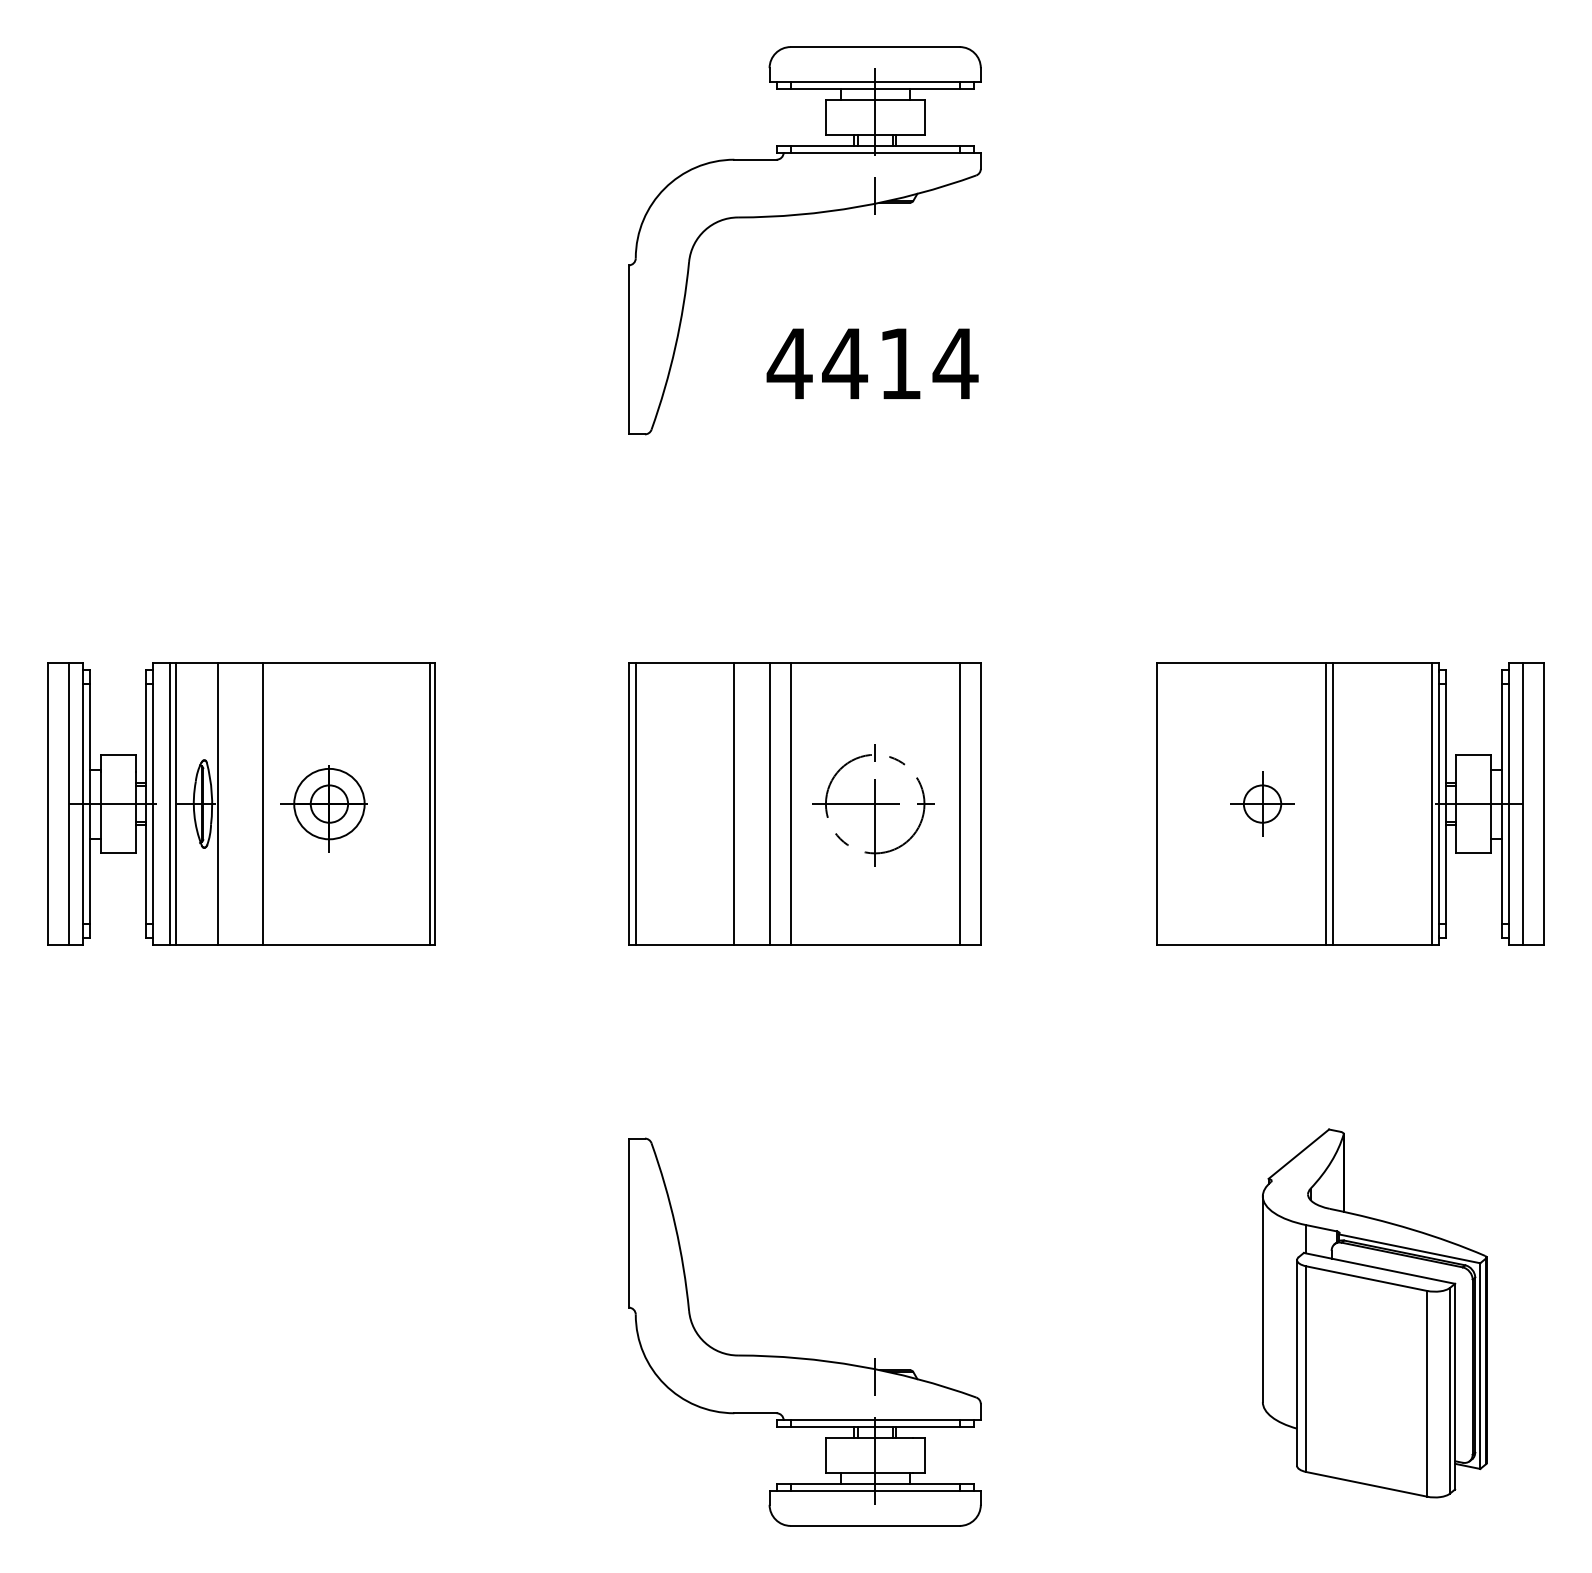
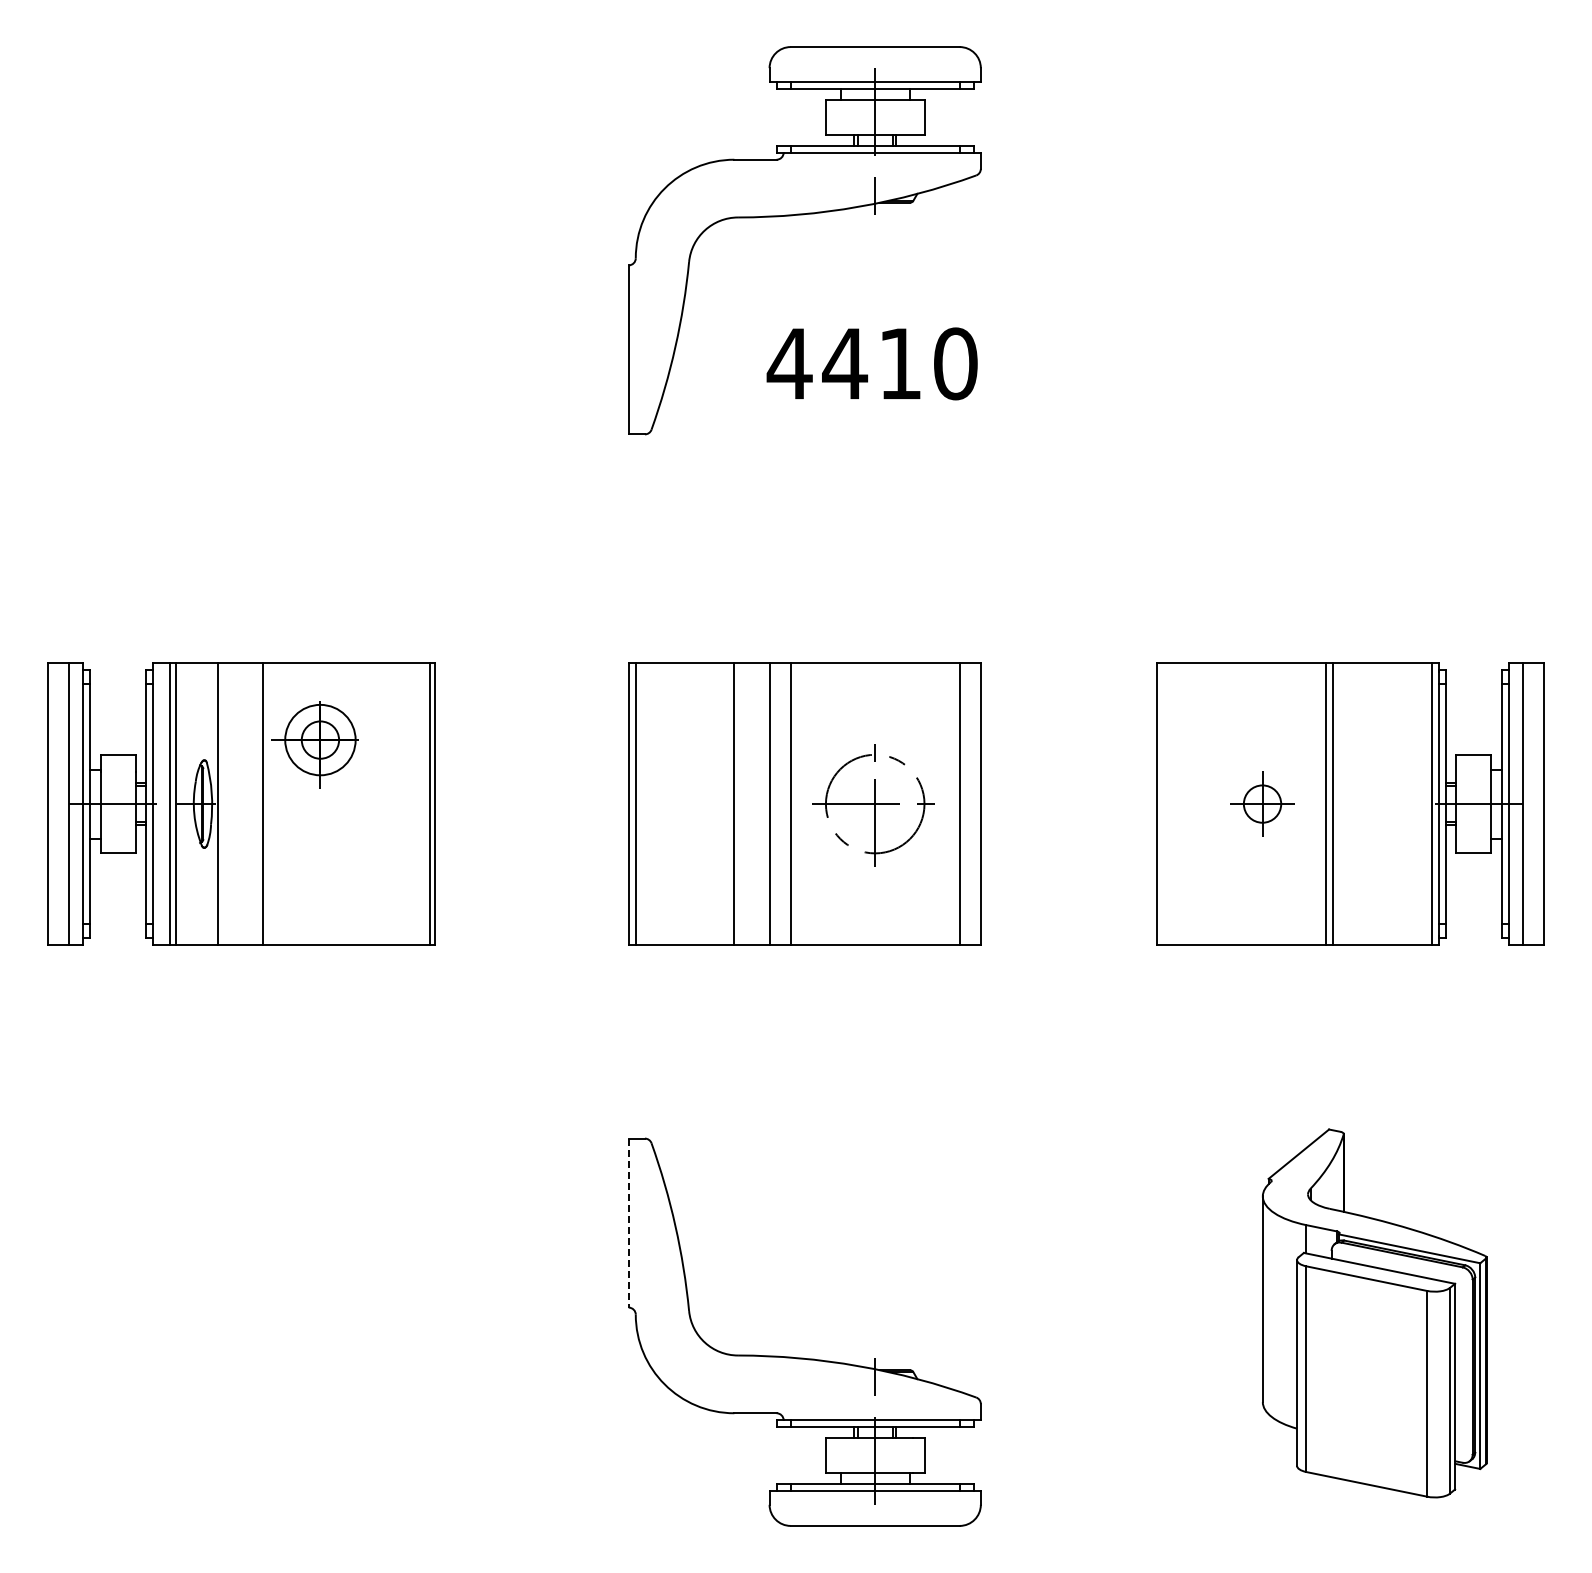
text: 4414 -> 4410 (955, 363)
part position: (323, 808) -> (314, 744) (314, 744)
line: solid -> dashed (628, 1223)
